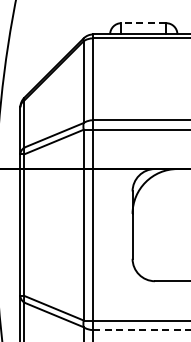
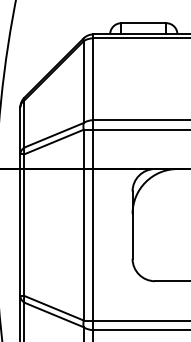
line: dashed -> solid (143, 23)
line: dashed -> solid (142, 330)
